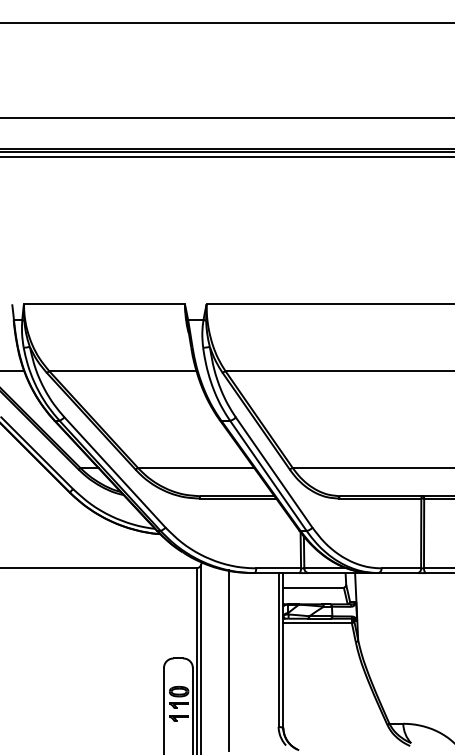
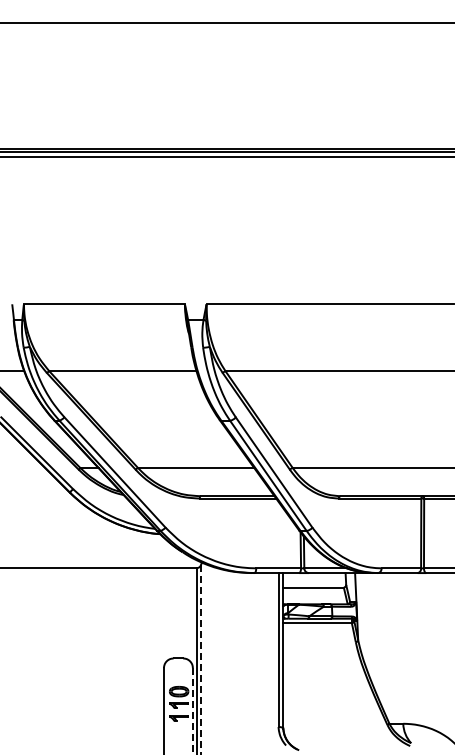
line: present -> none (226, 118)
line: solid -> dashed (201, 659)
line: present -> none (228, 660)
line: solid -> dashed (192, 712)
